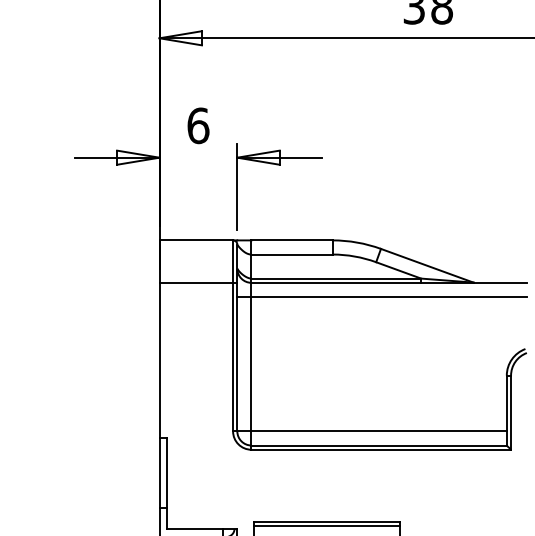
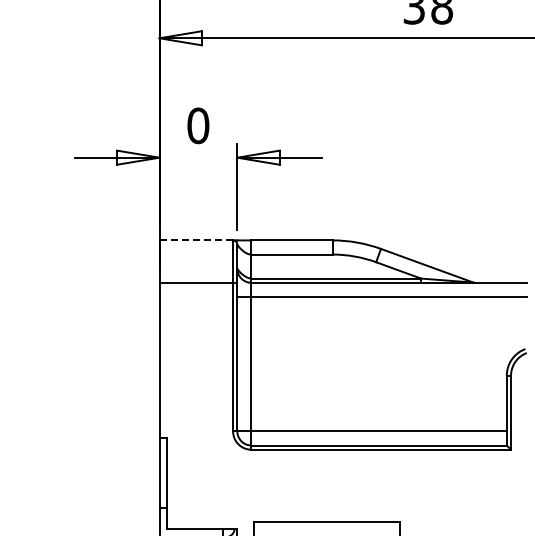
text: 6 -> 0 (198, 125)
line: solid -> dashed (196, 240)
line: present -> none (327, 526)
